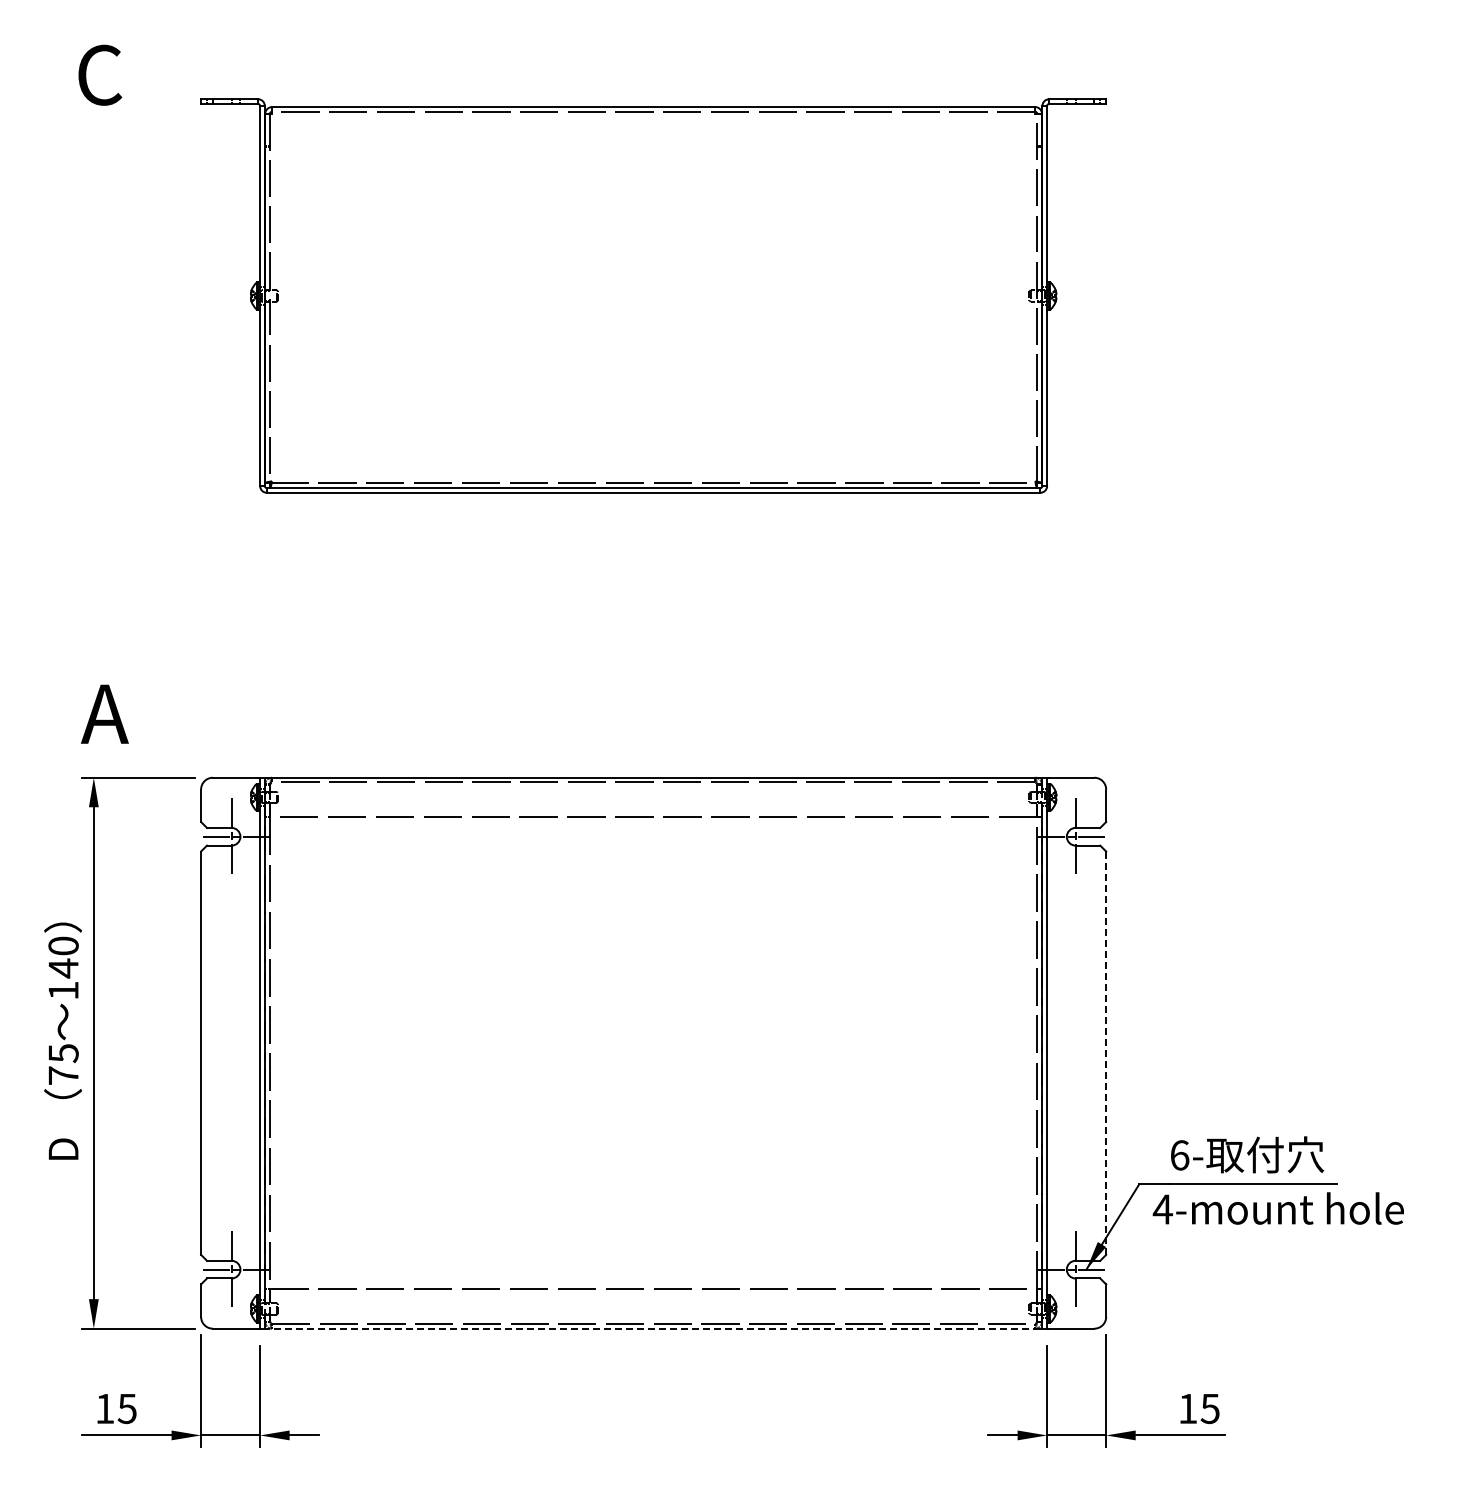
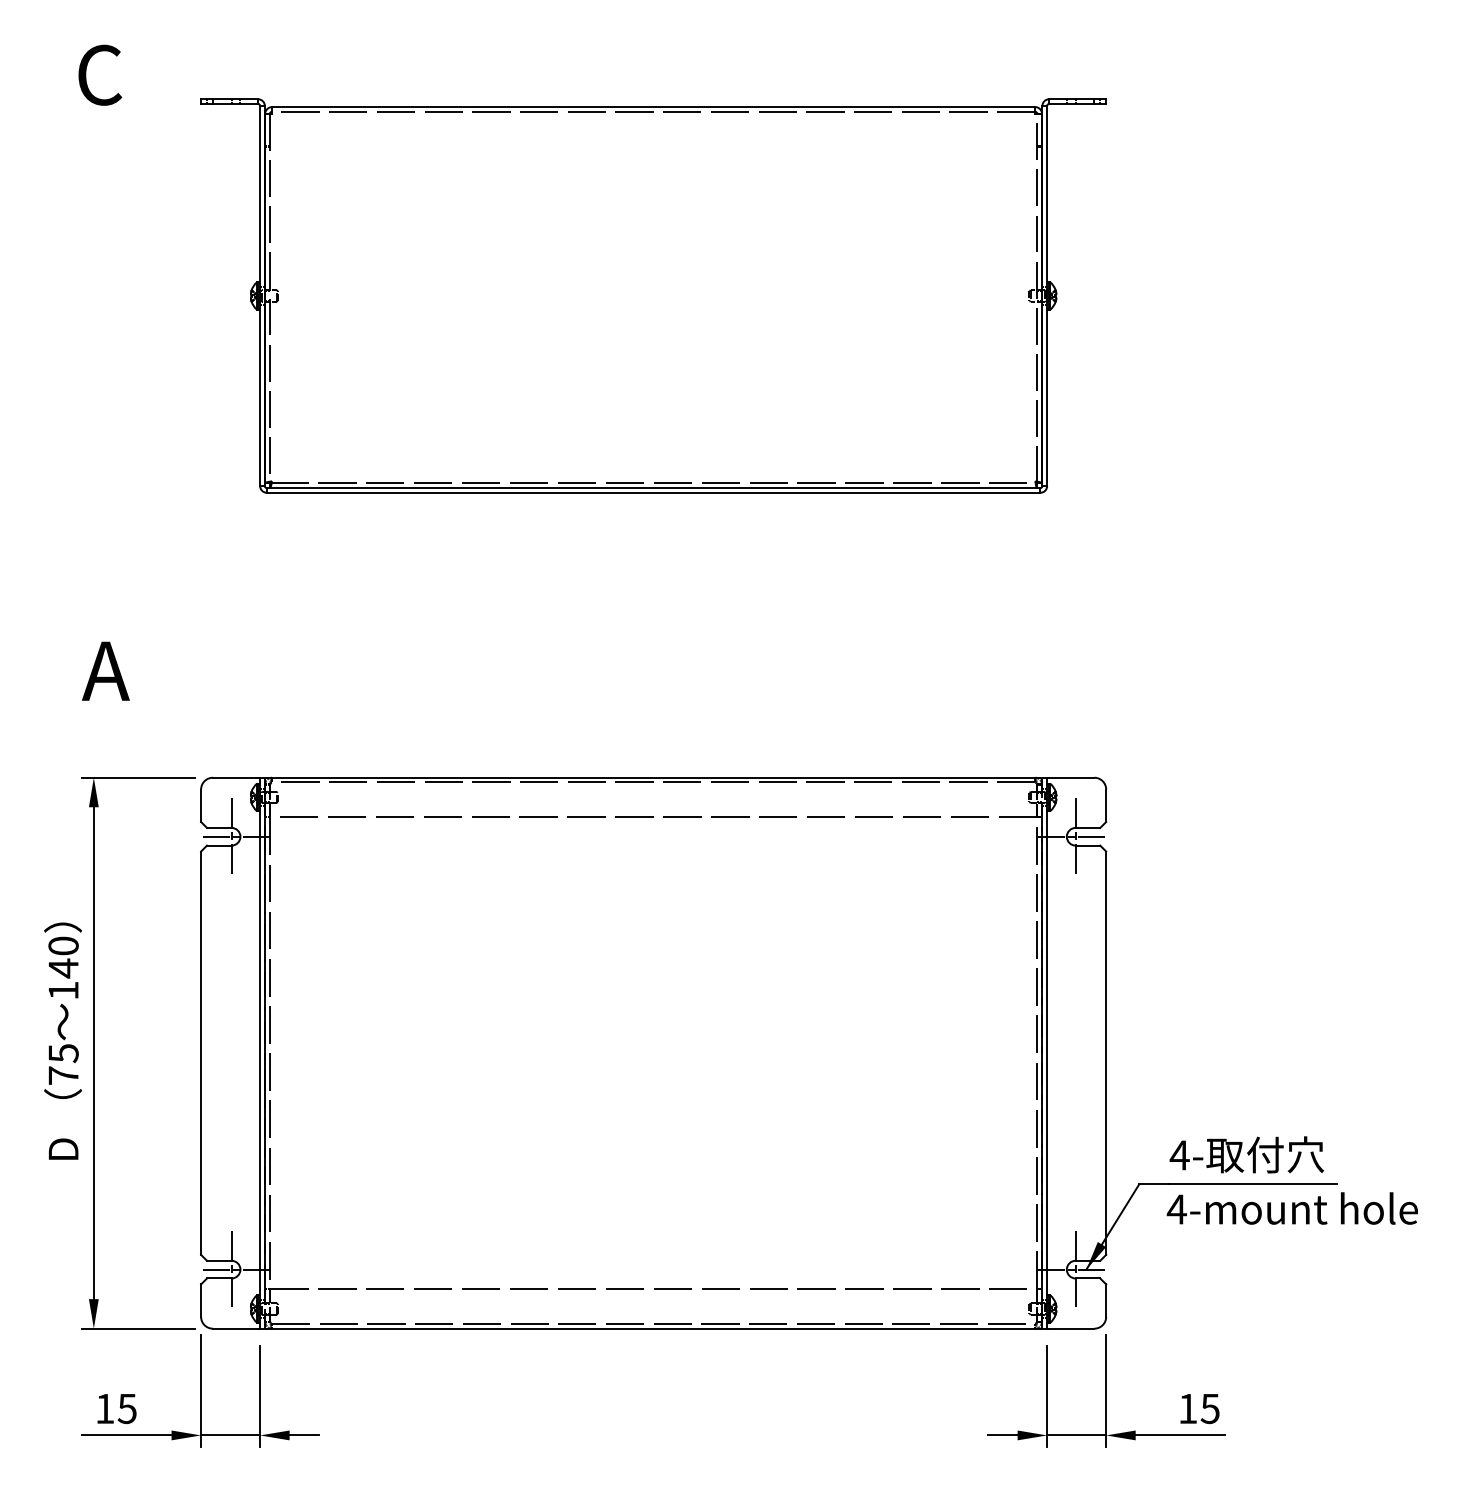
text position: (104, 713) -> (105, 670) (105, 670)
line: dashed -> solid (1106, 1053)
text: 6- -> 4- (1179, 1155)
text position: (1277, 1208) -> (1291, 1208) (1291, 1208)
line: dashed -> solid (653, 1328)
